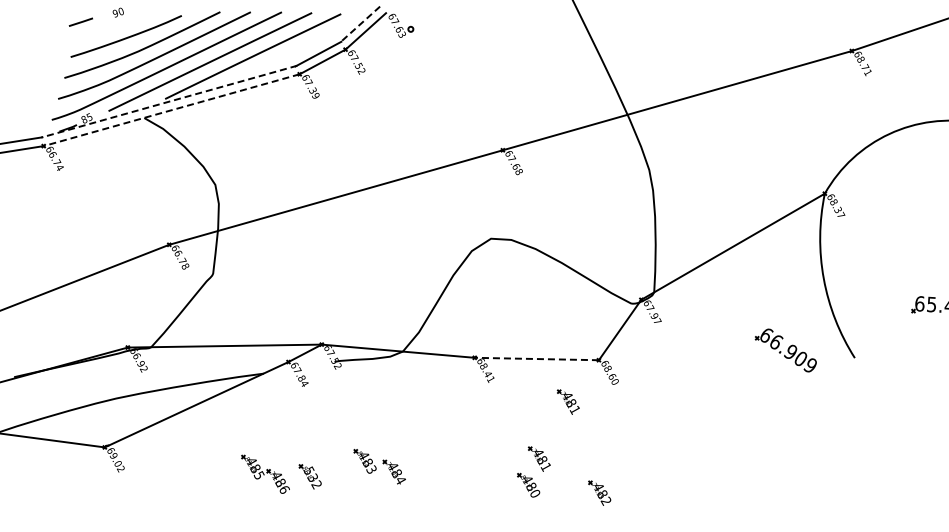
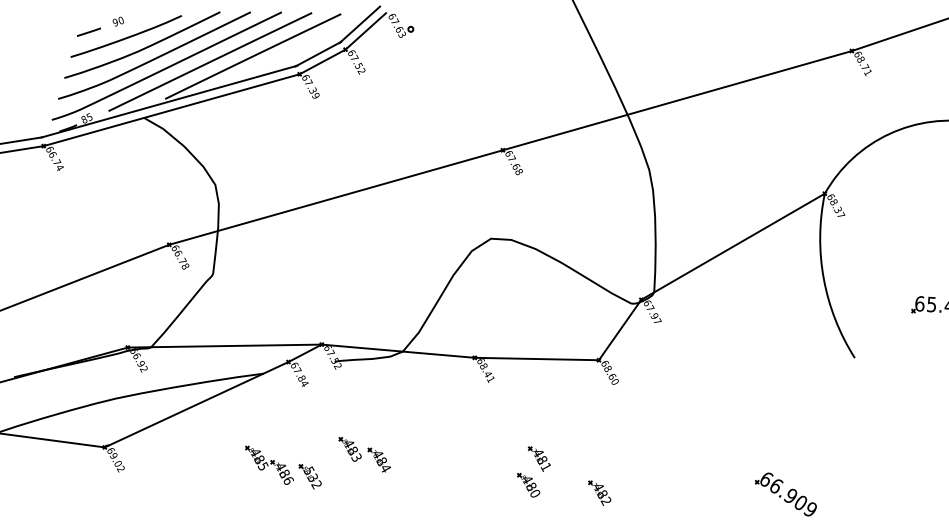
text position: (117, 12) -> (117, 21) (117, 21)
line position: (80, 21) -> (88, 31) (88, 31)
line: dashed -> solid (359, 25)
line: dashed -> solid (169, 101)
line: dashed -> solid (171, 110)
part position: (785, 350) -> (785, 494) (785, 494)
line: dashed -> solid (536, 359)
part: present -> none (567, 401)
part position: (379, 466) -> (364, 454) (364, 454)
part position: (265, 473) -> (269, 464) (269, 464)
